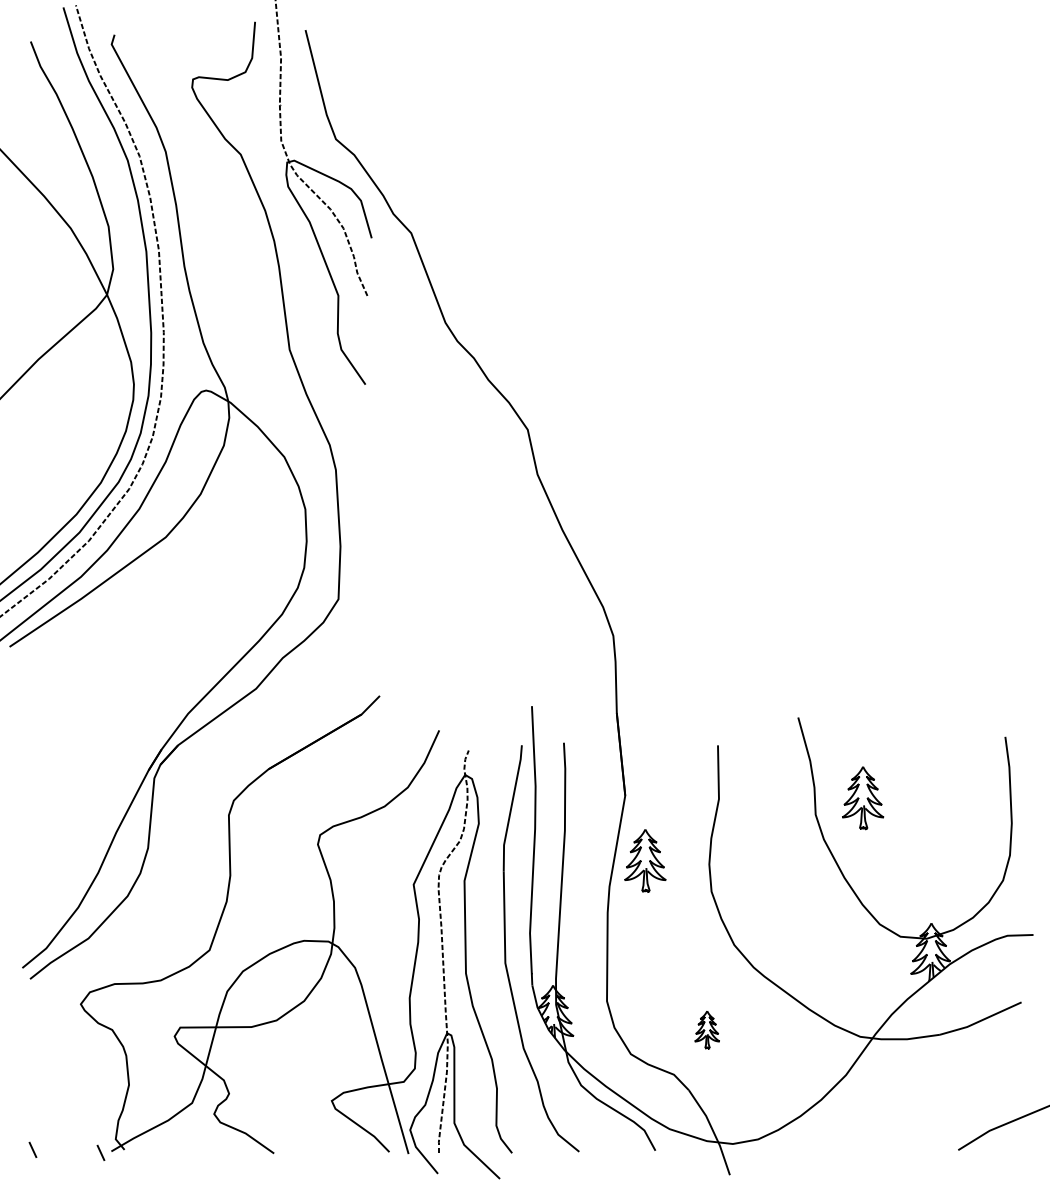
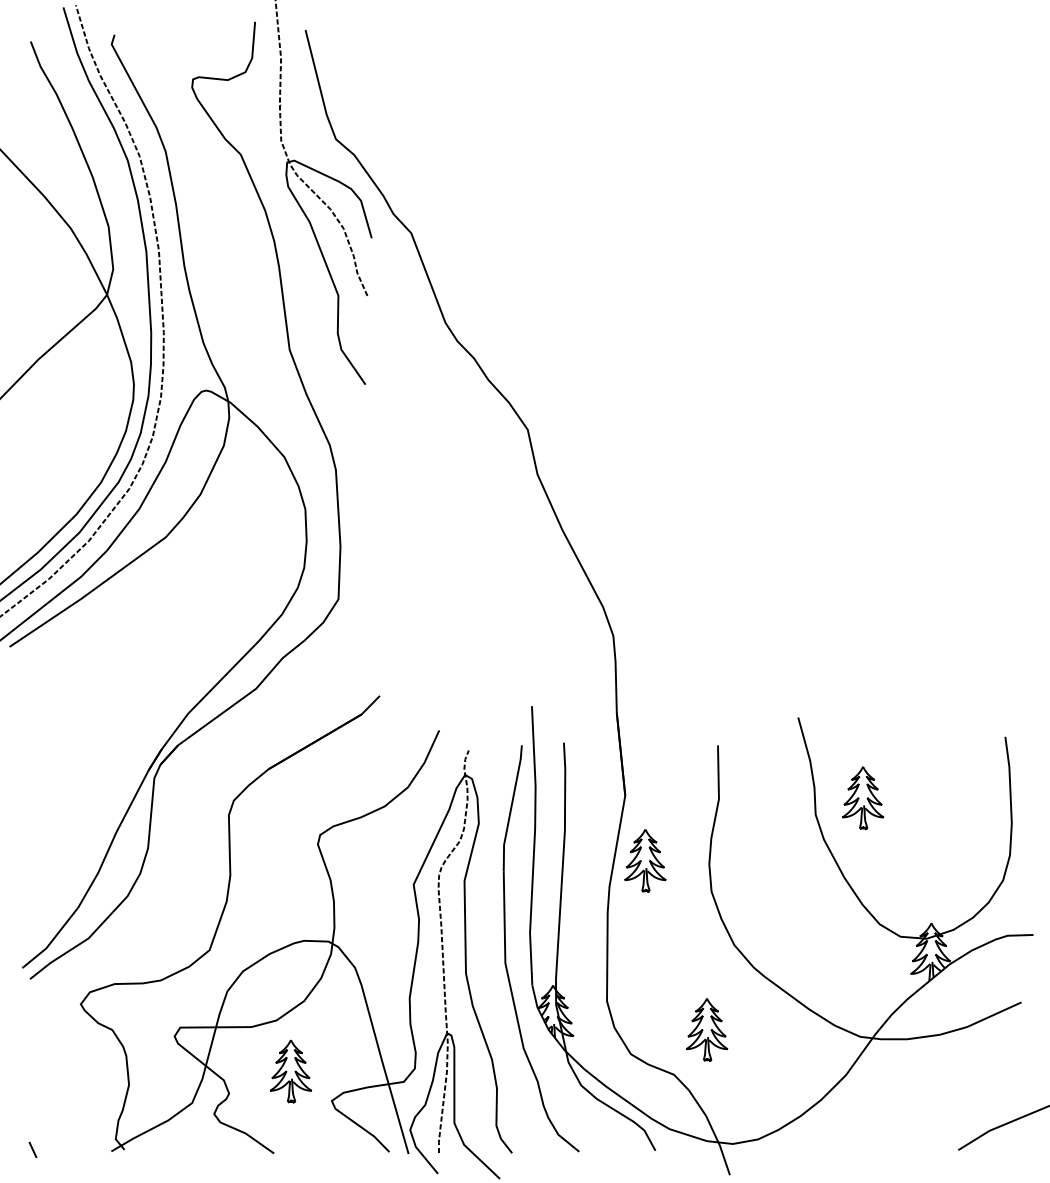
part size: 26x39 px -> 43x64 px (707, 1029)
part: none -> present (290, 1071)
line: present -> none (100, 1152)
